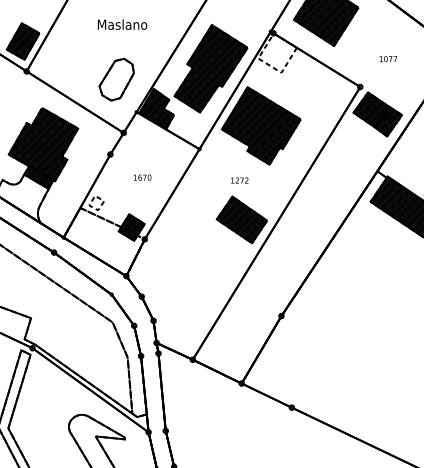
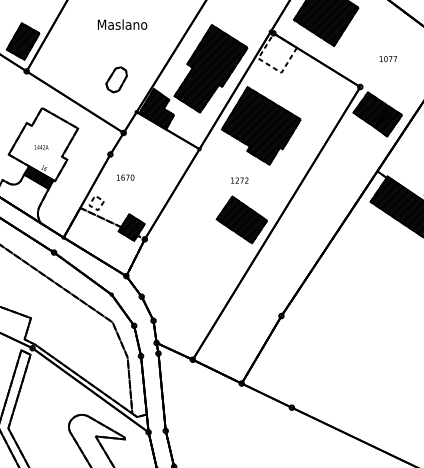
part size: 37x44 px -> 23x28 px (116, 79)
hatch: present -> none (43, 144)
text position: (142, 177) -> (125, 177) (125, 177)
